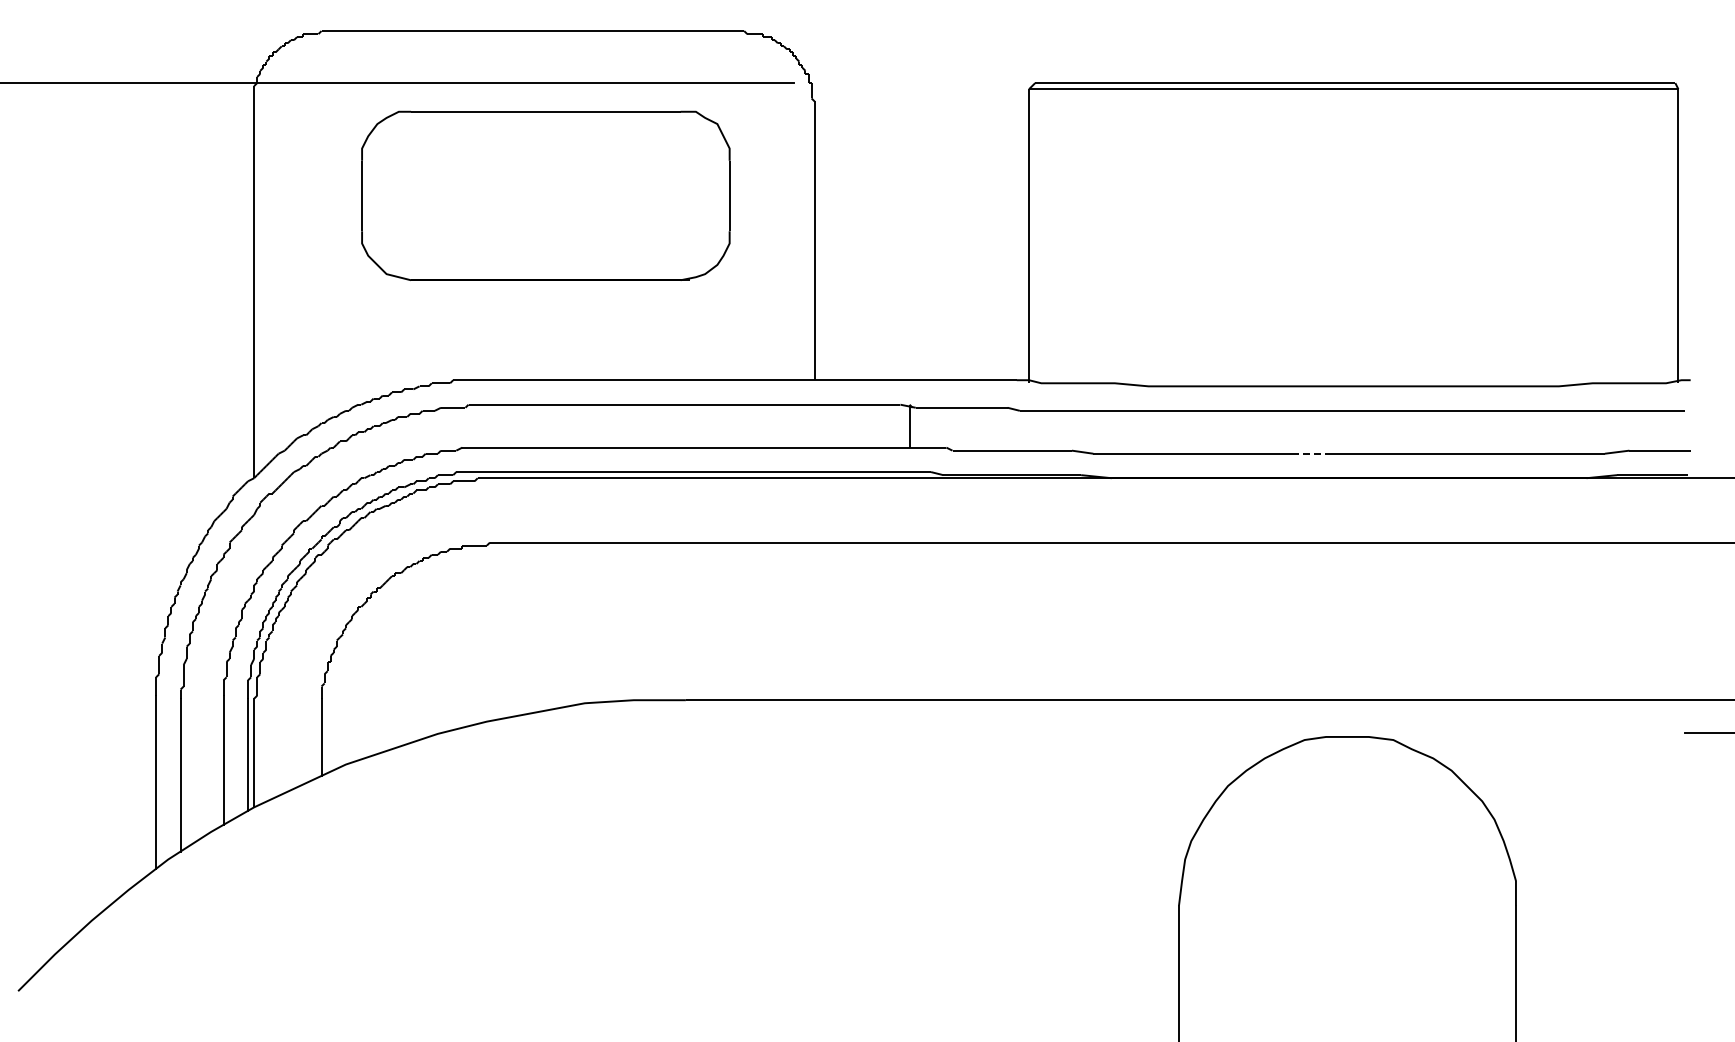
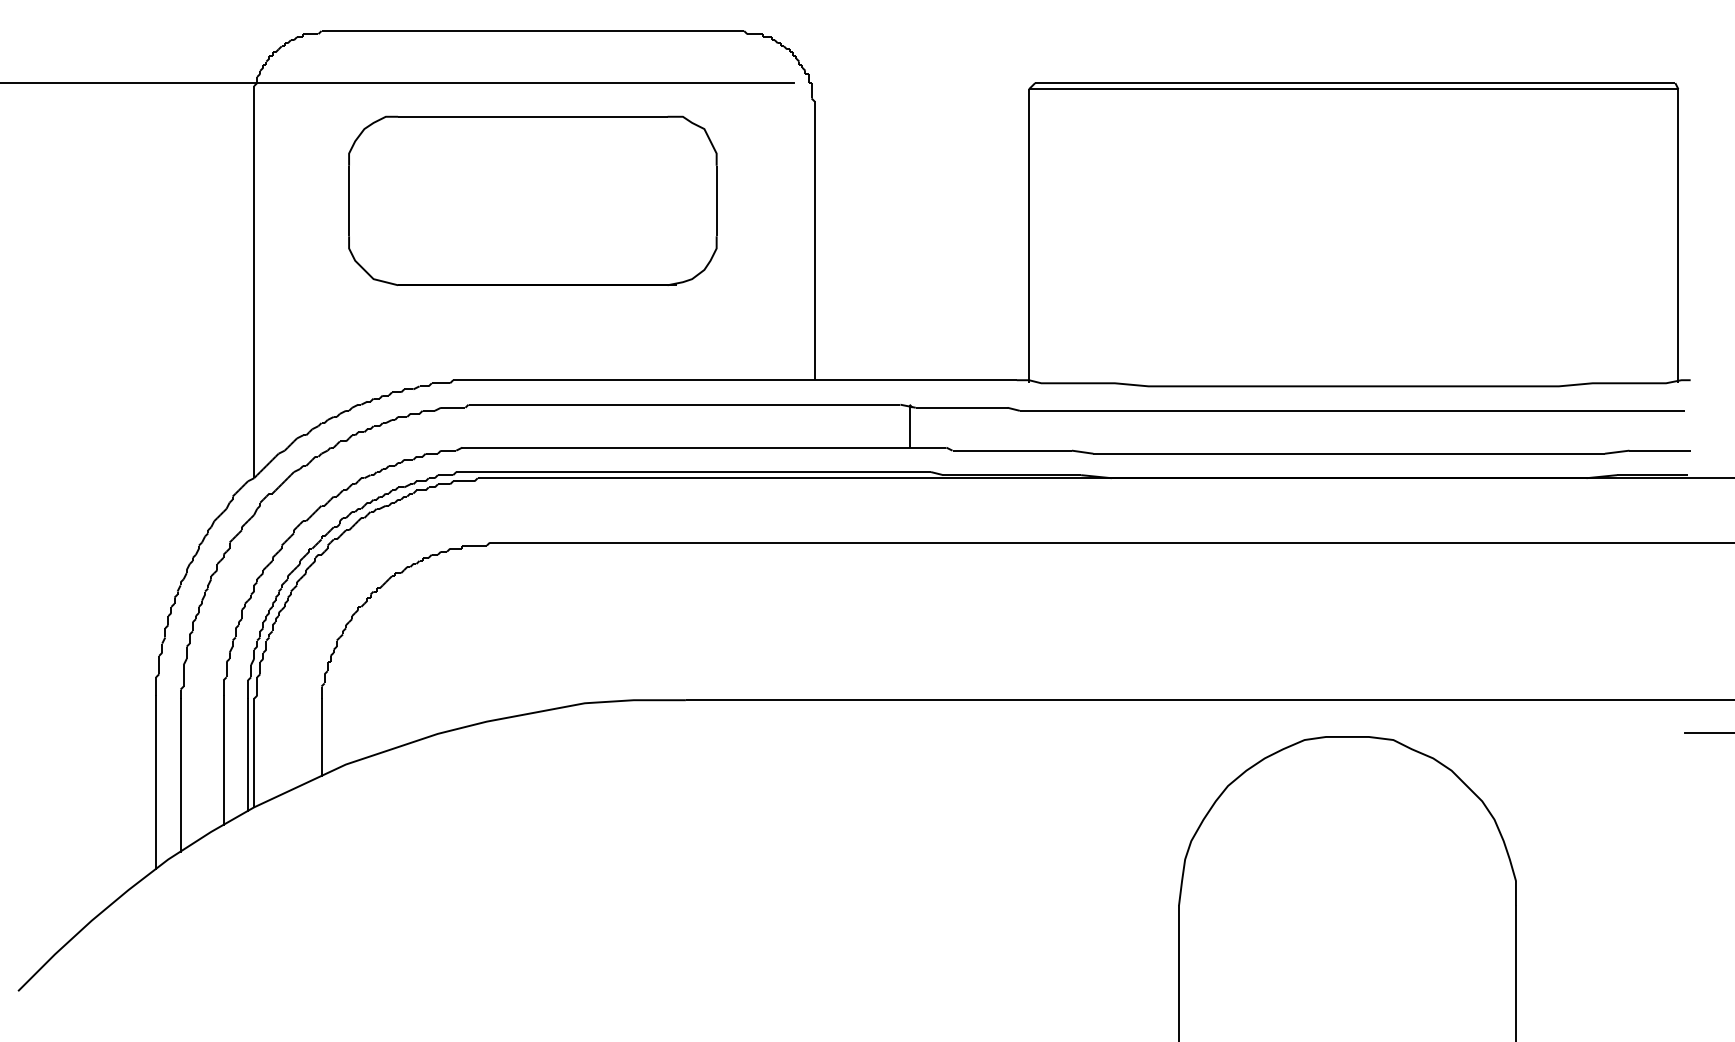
part position: (545, 195) -> (532, 200) (532, 200)
line: dashed -> solid (1312, 453)
